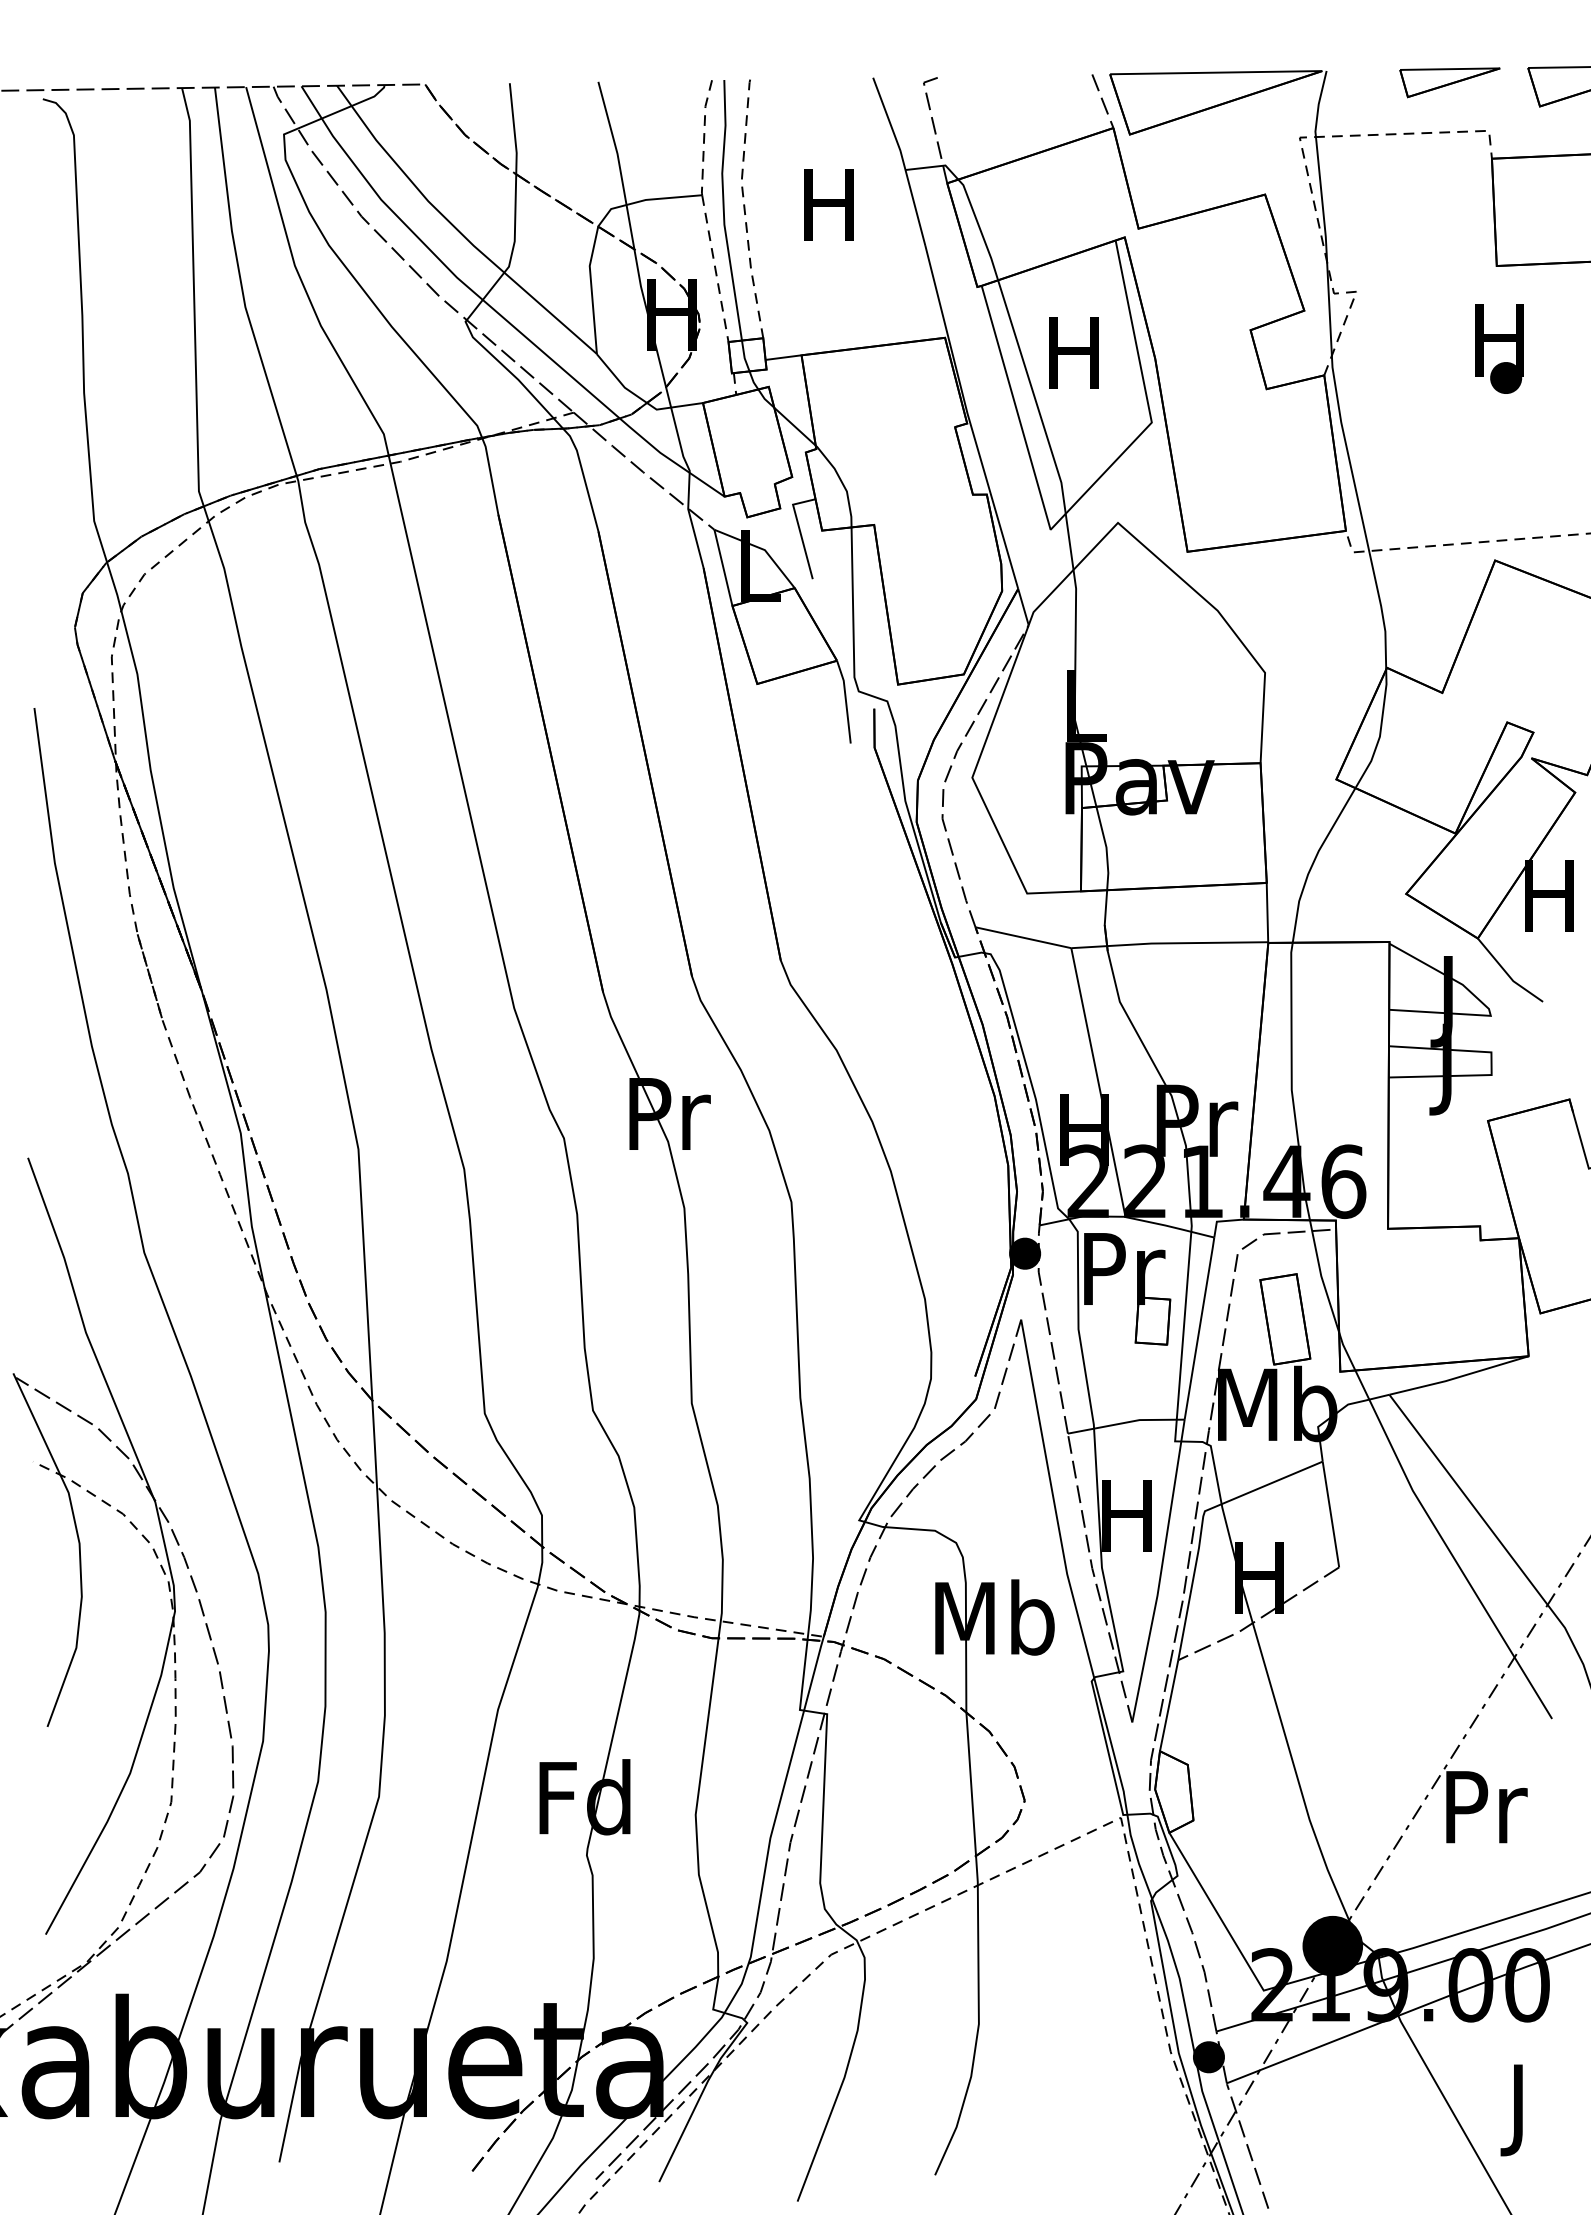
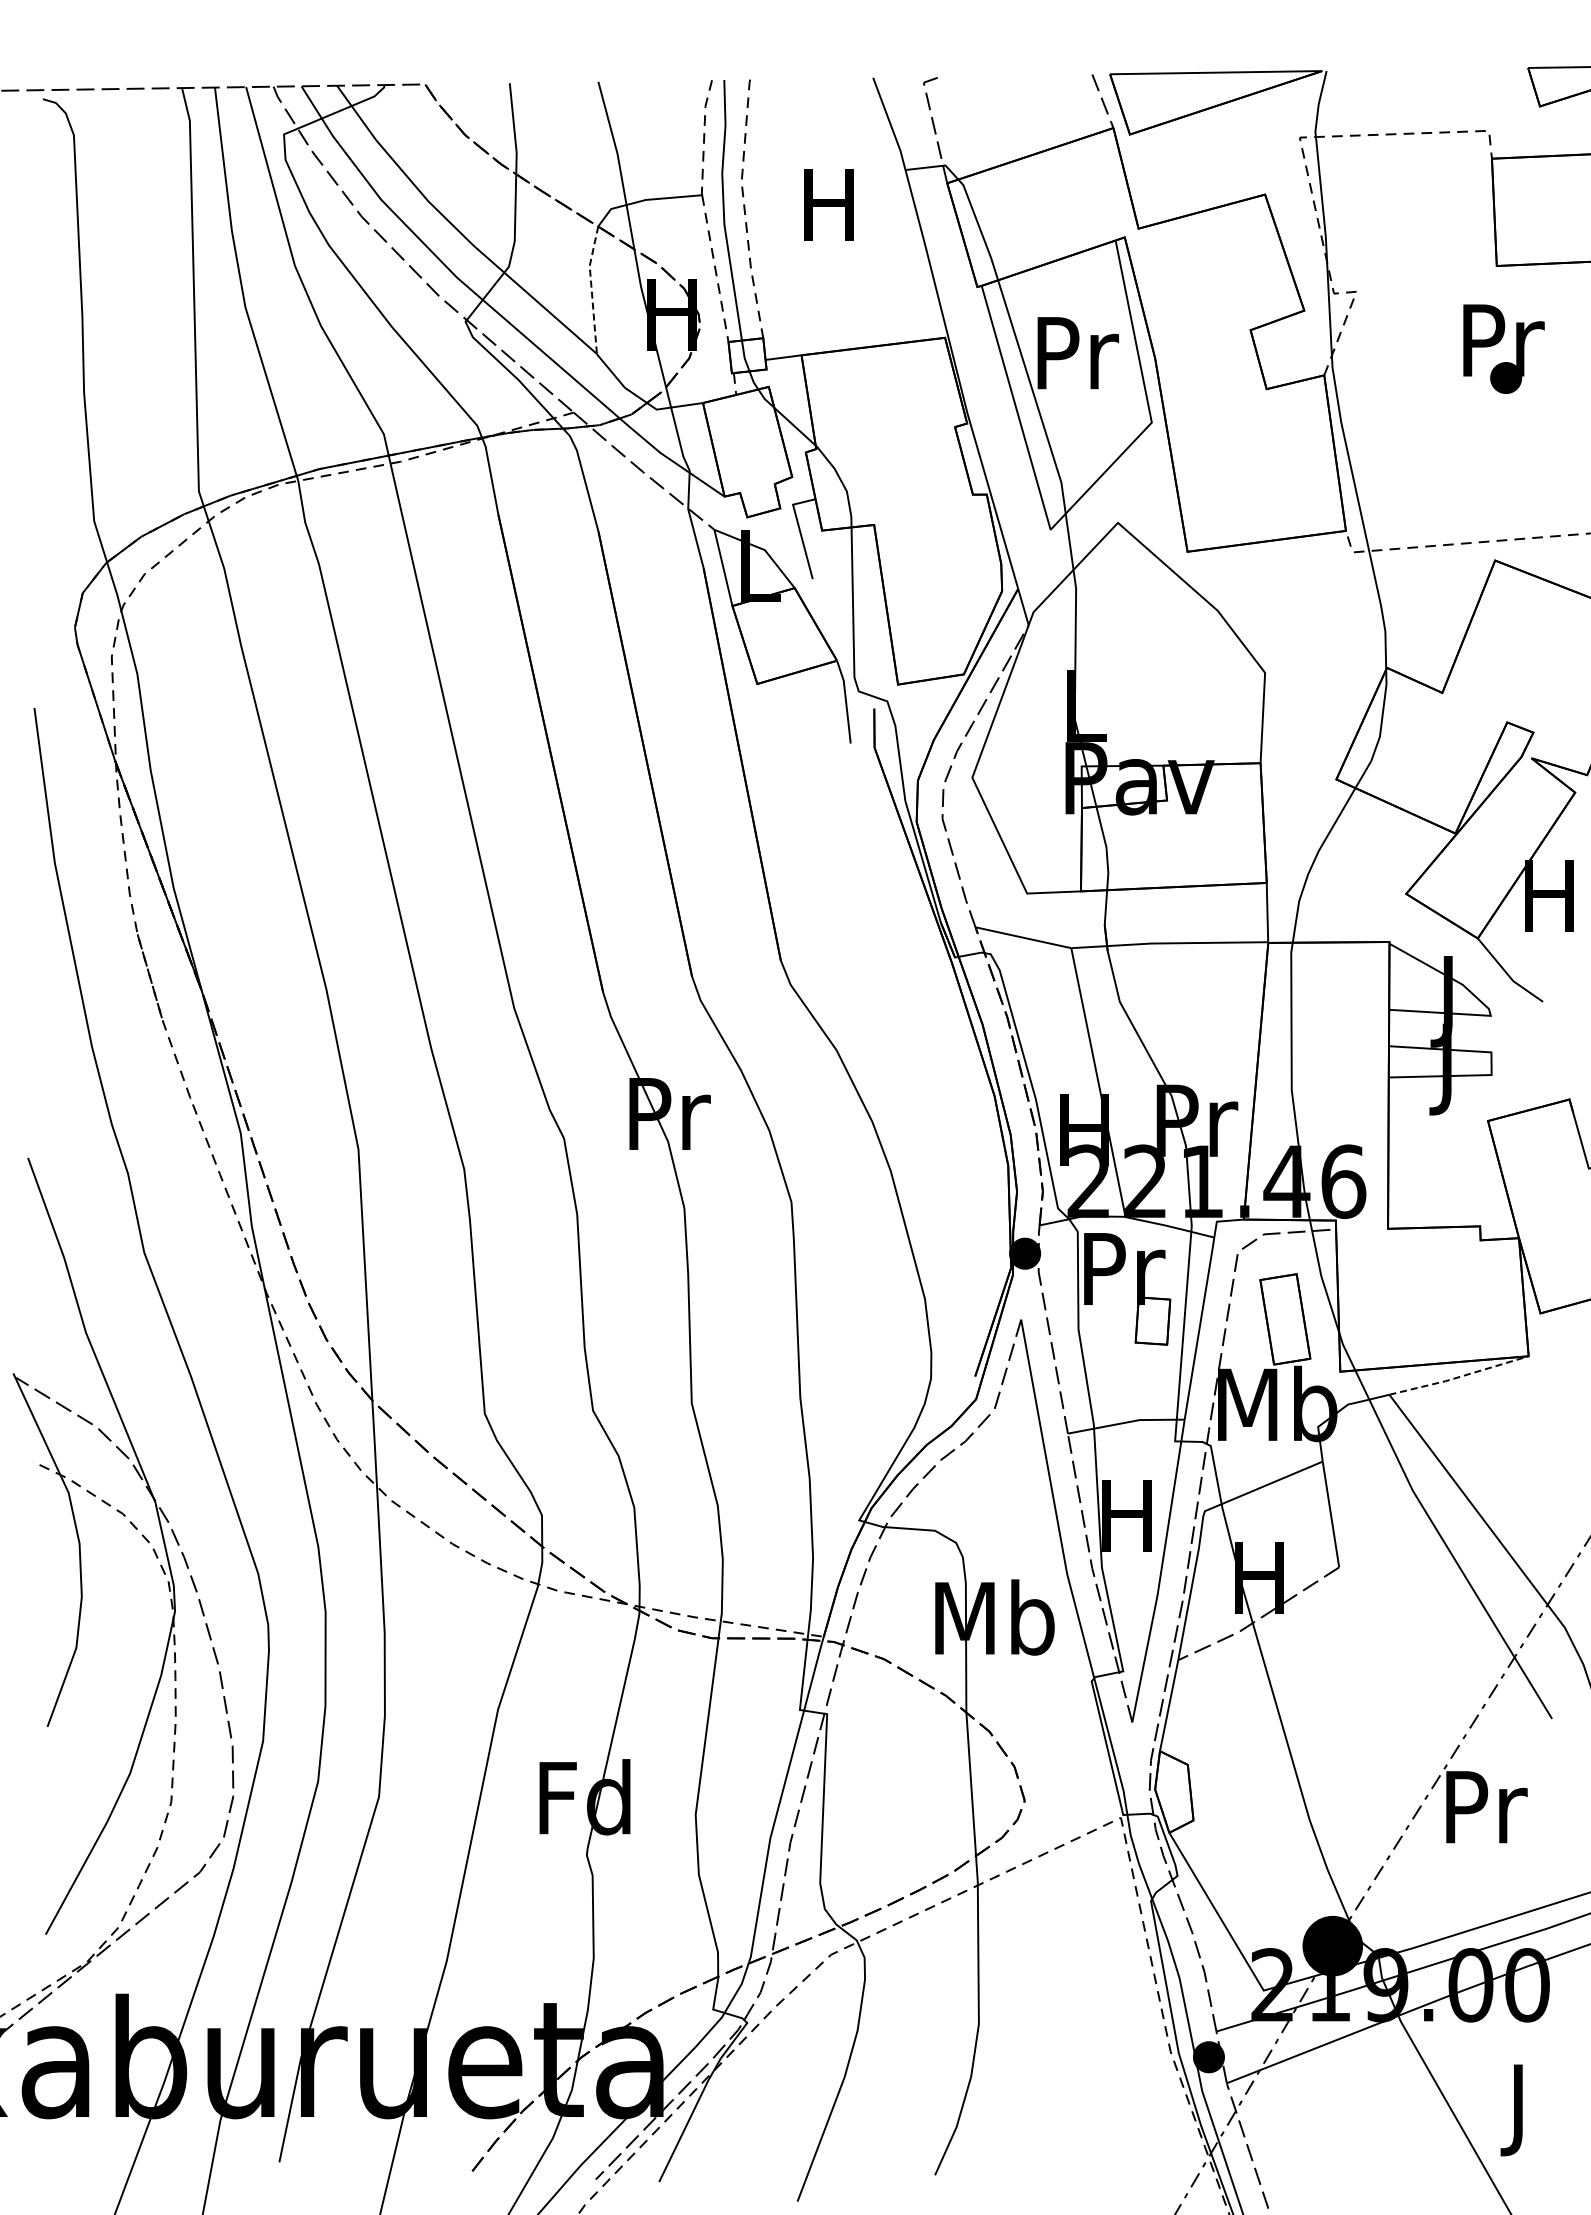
part: present -> none (1449, 82)
line: solid -> dashed (591, 289)
text: H -> Pr (1503, 340)
text: H -> Pr (1078, 353)
line: solid -> dashed (1459, 1377)
